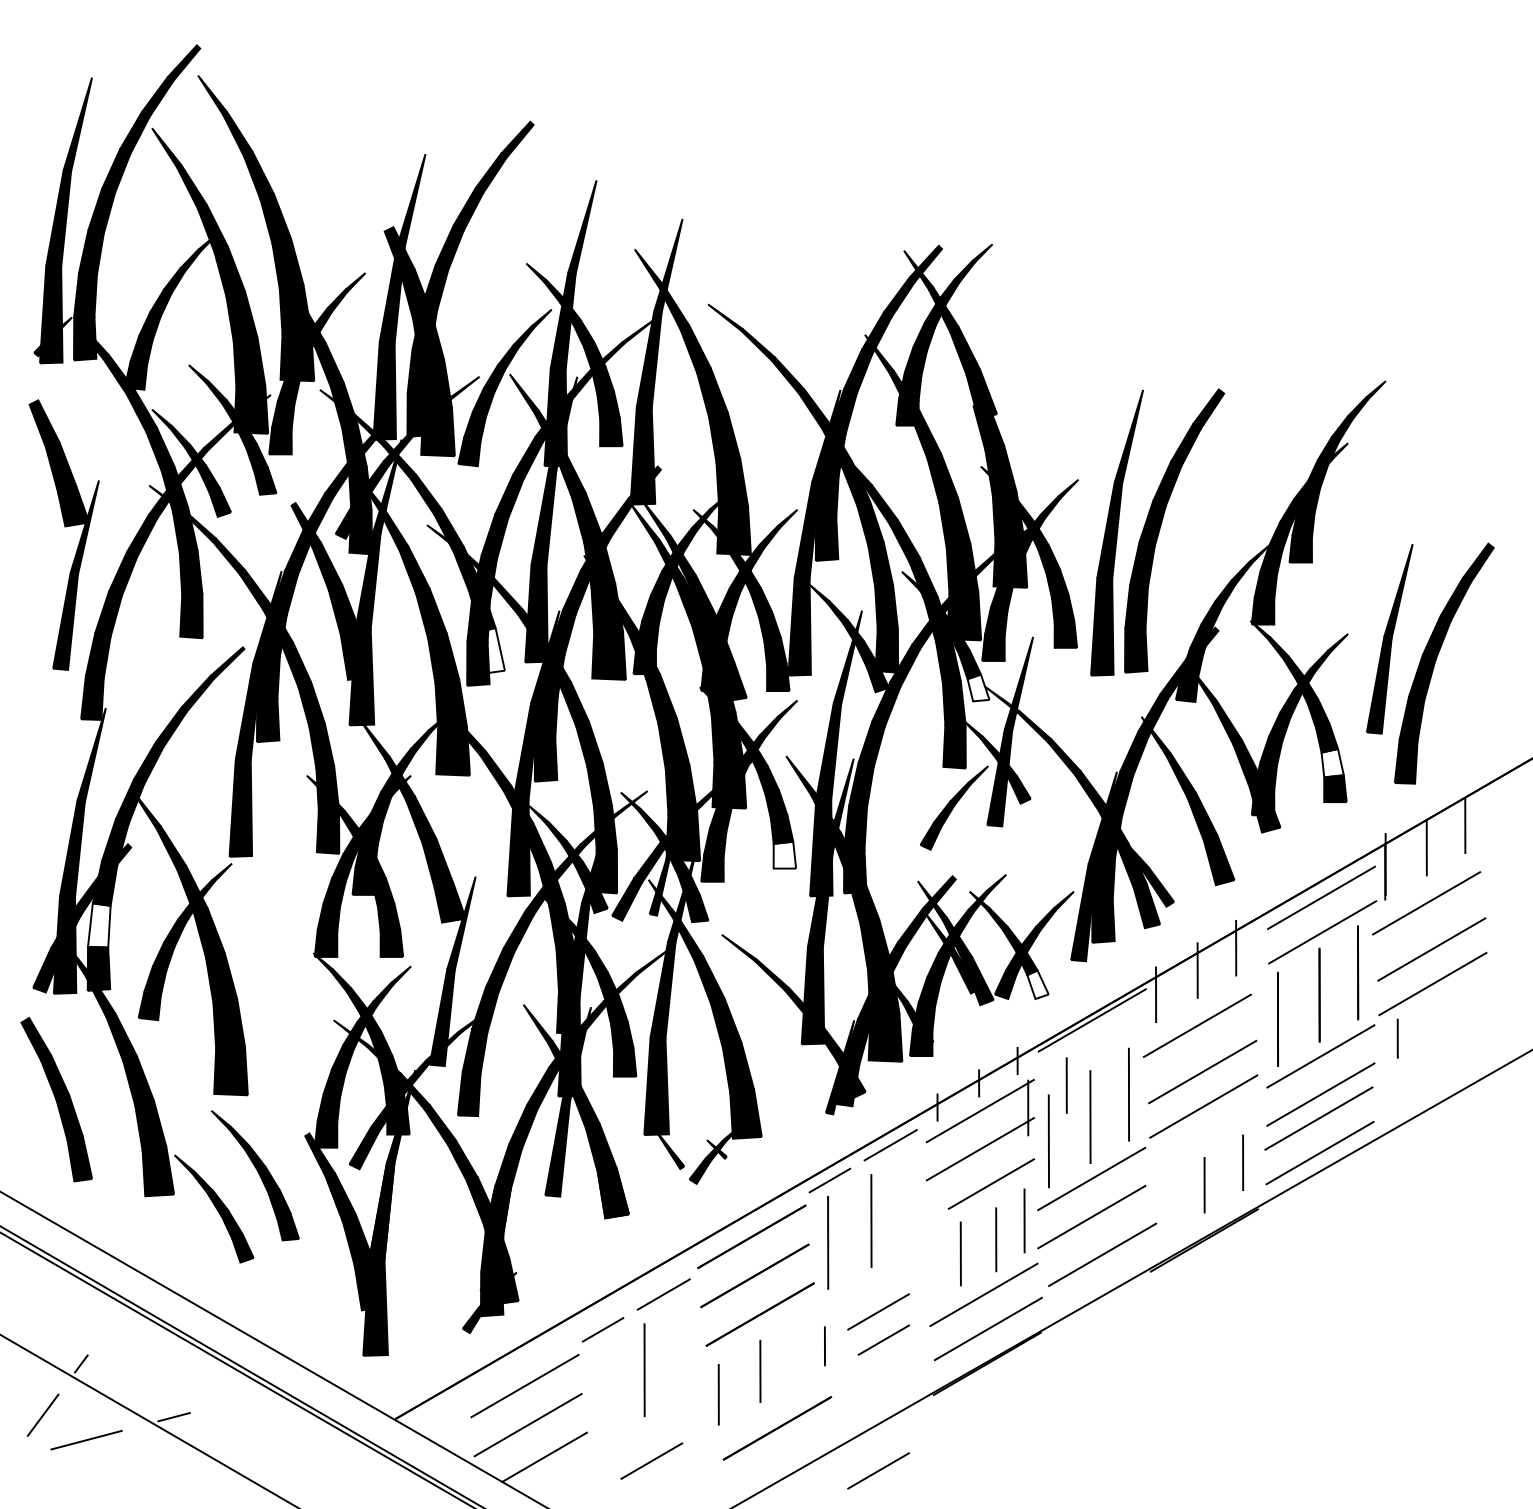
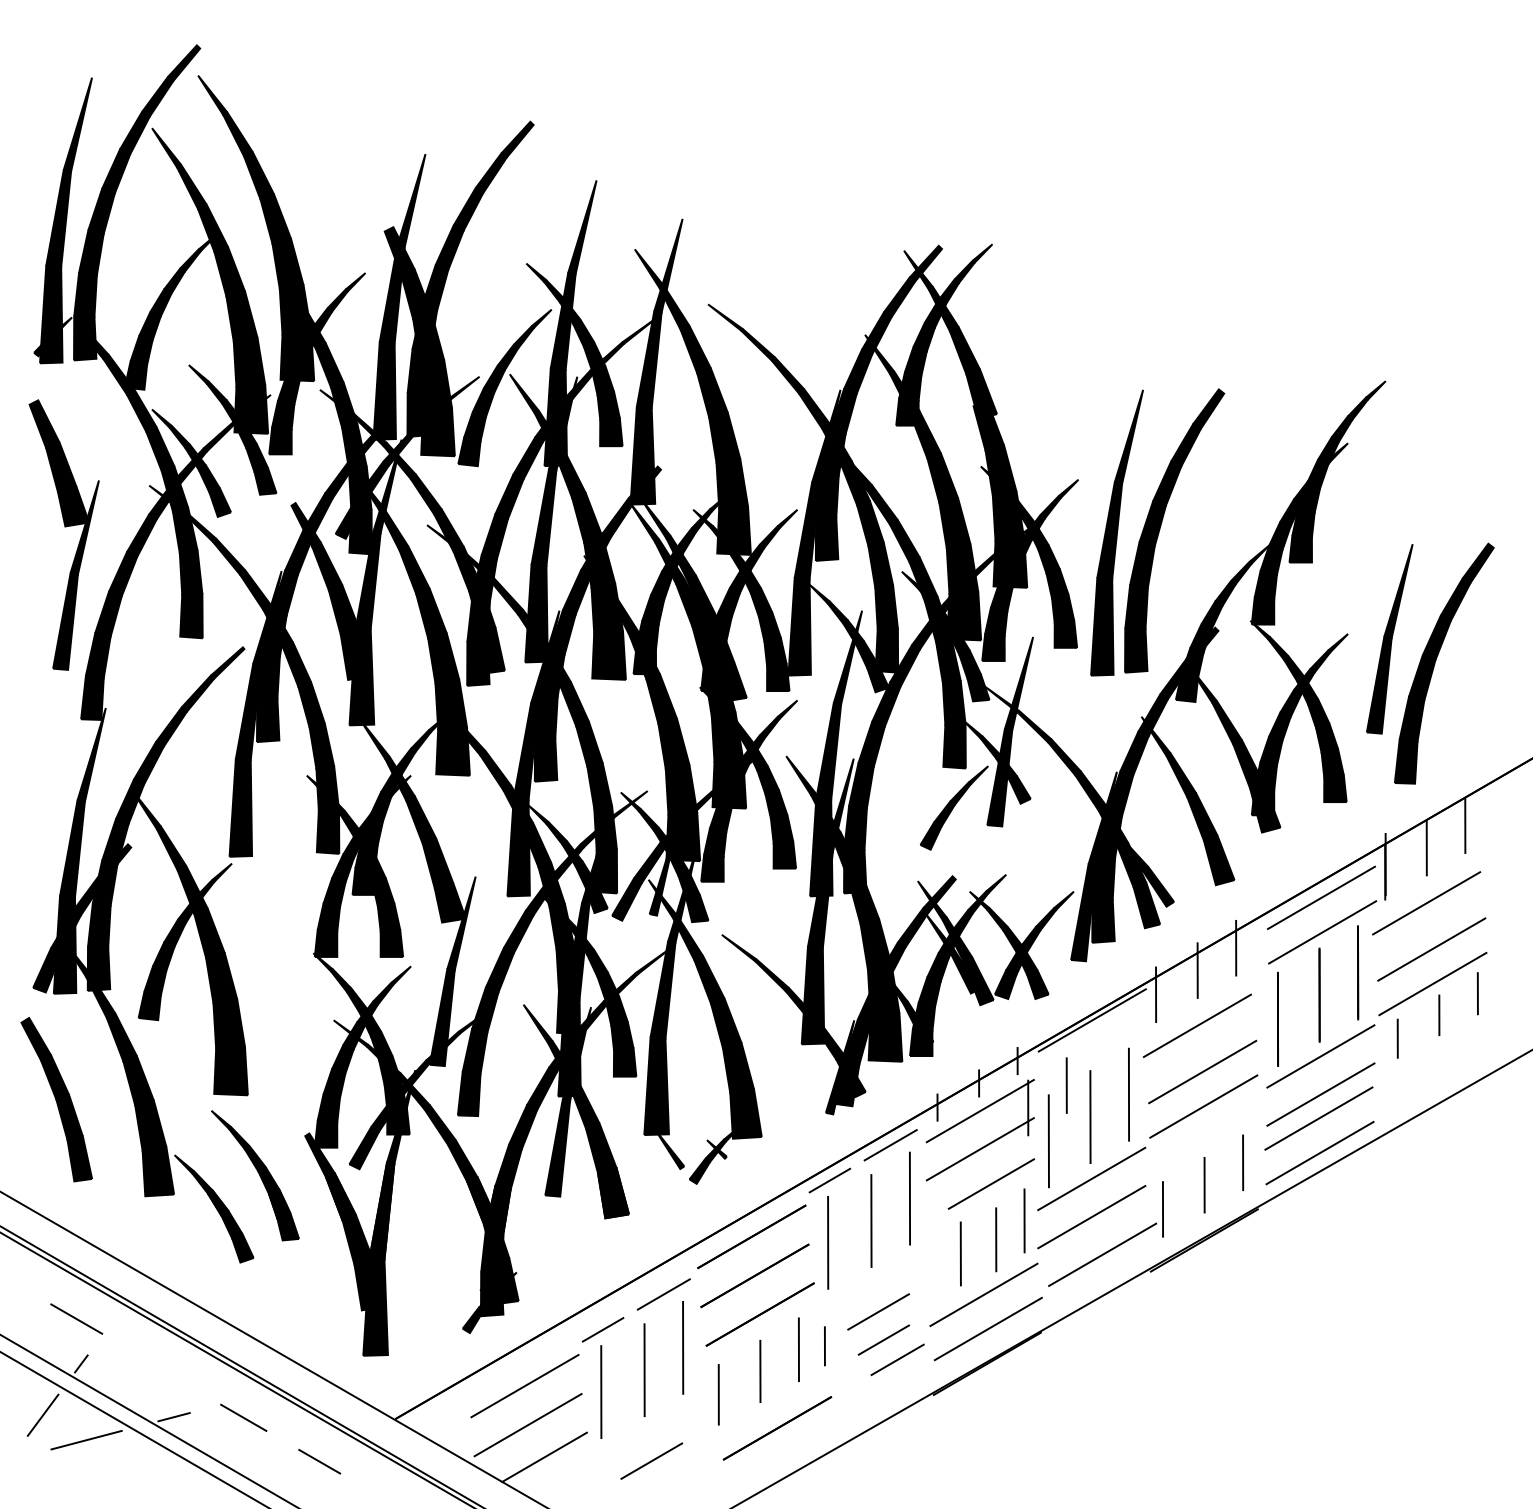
fill: none -> present (492, 650)
fill: none -> present (978, 687)
fill: none -> present (1332, 762)
fill: none -> present (784, 854)
fill: none -> present (99, 925)
fill: none -> present (1037, 984)
line: none -> present (1477, 993)
line: none -> present (1439, 1015)
line: none -> present (909, 1198)
line: none -> present (1162, 1209)
line: none -> present (76, 1318)
line: none -> present (683, 1347)
line: none -> present (798, 1349)
line: none -> present (897, 1359)
line: none -> present (601, 1392)
line: none -> present (243, 1417)
line: none -> present (133, 1429)
line: none -> present (319, 1461)
line: present -> none (878, 1470)
